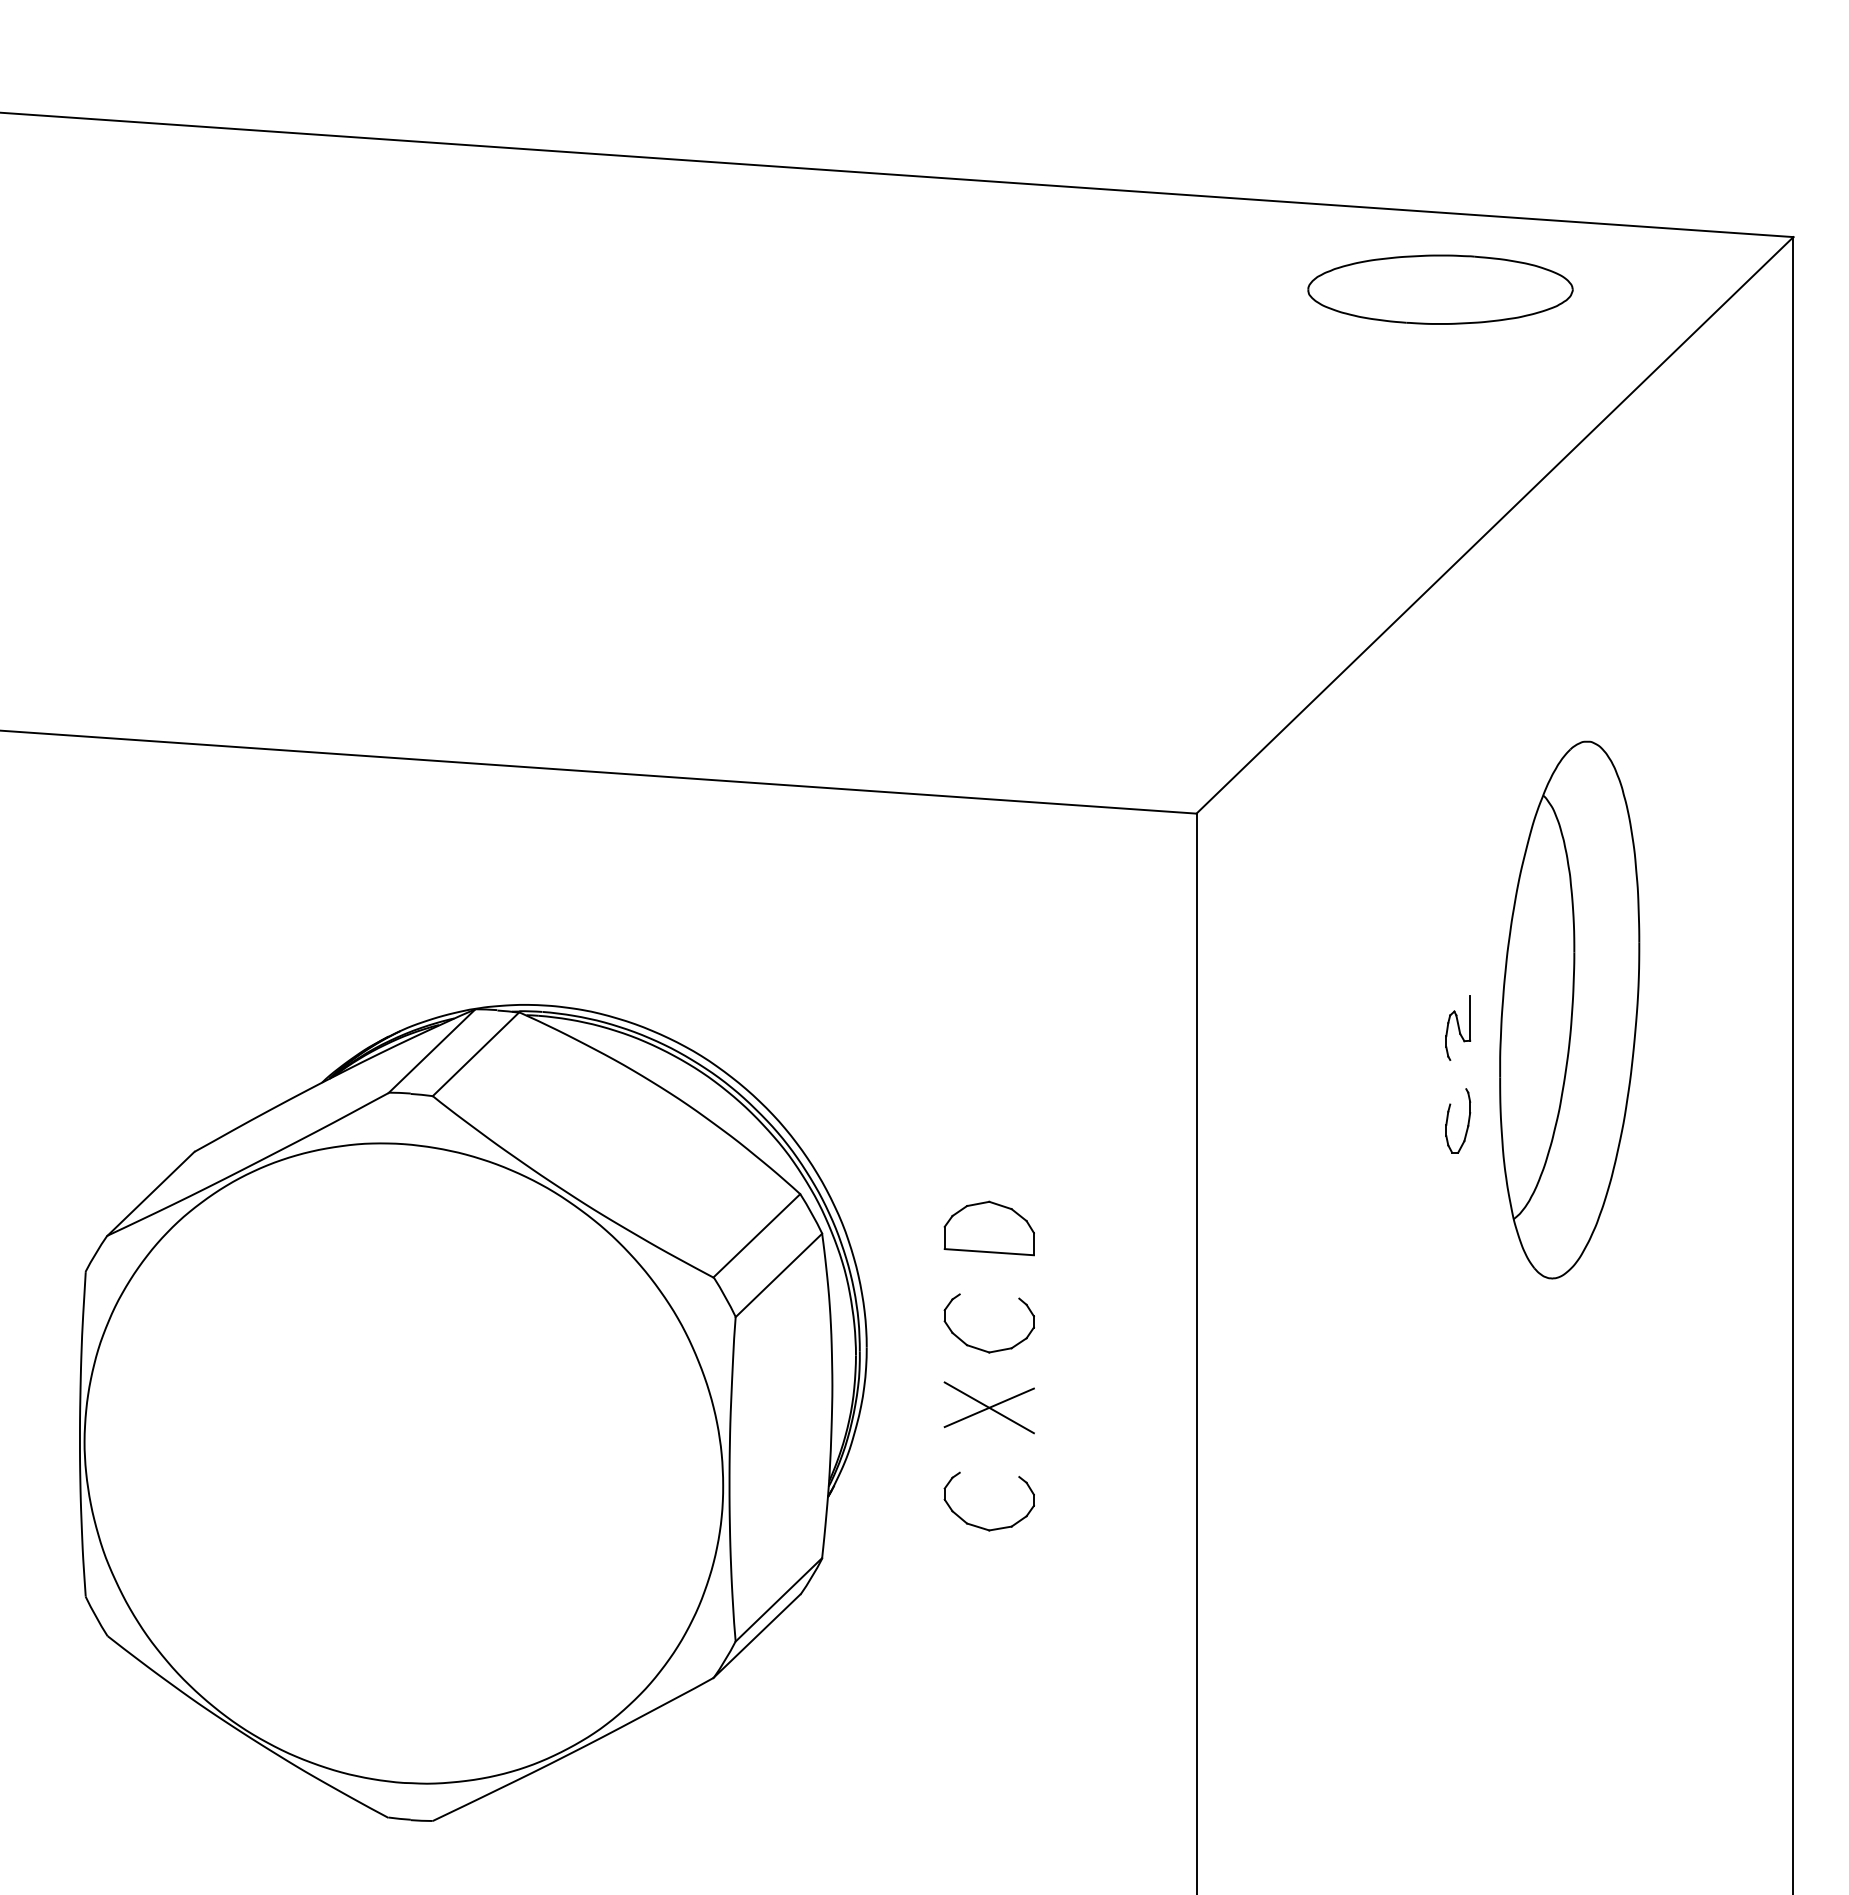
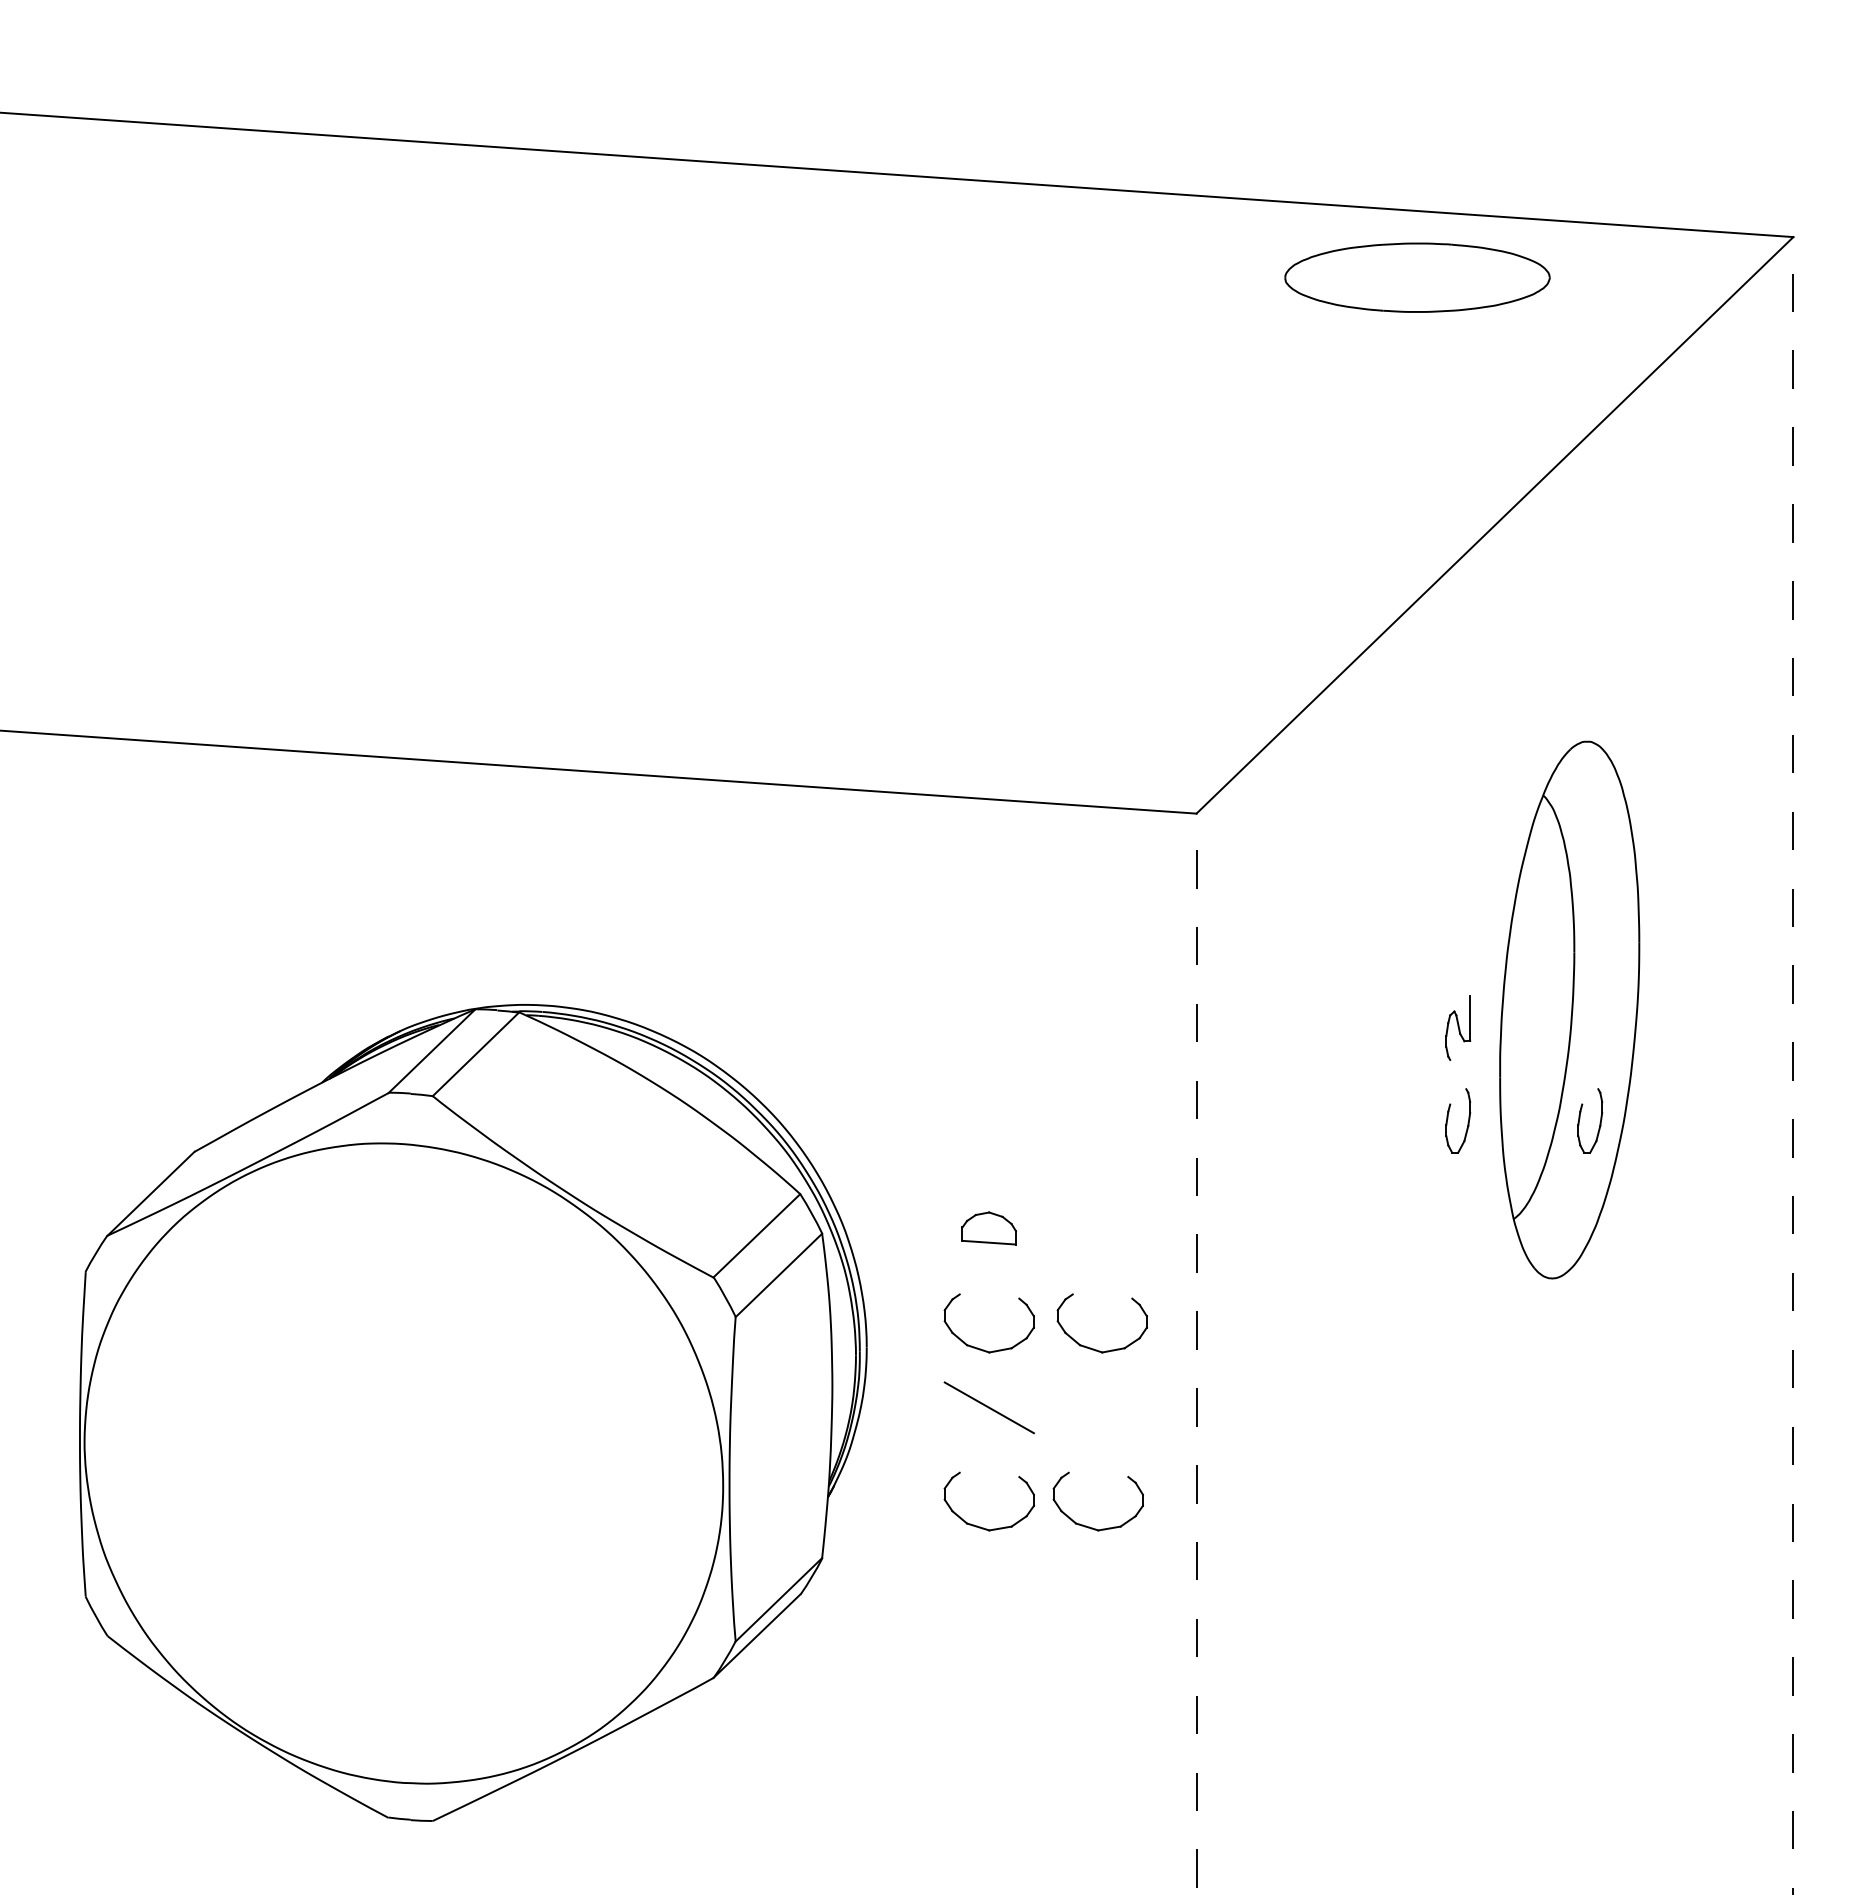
part position: (1440, 289) -> (1417, 277) (1417, 277)
line: solid -> dashed (1793, 1065)
part: none -> present (1599, 1122)
part size: 92x57 px -> 56x35 px (988, 1228)
part: none -> present (1093, 1348)
line: solid -> dashed (1196, 1353)
line: present -> none (988, 1407)
part: none -> present (1089, 1526)
